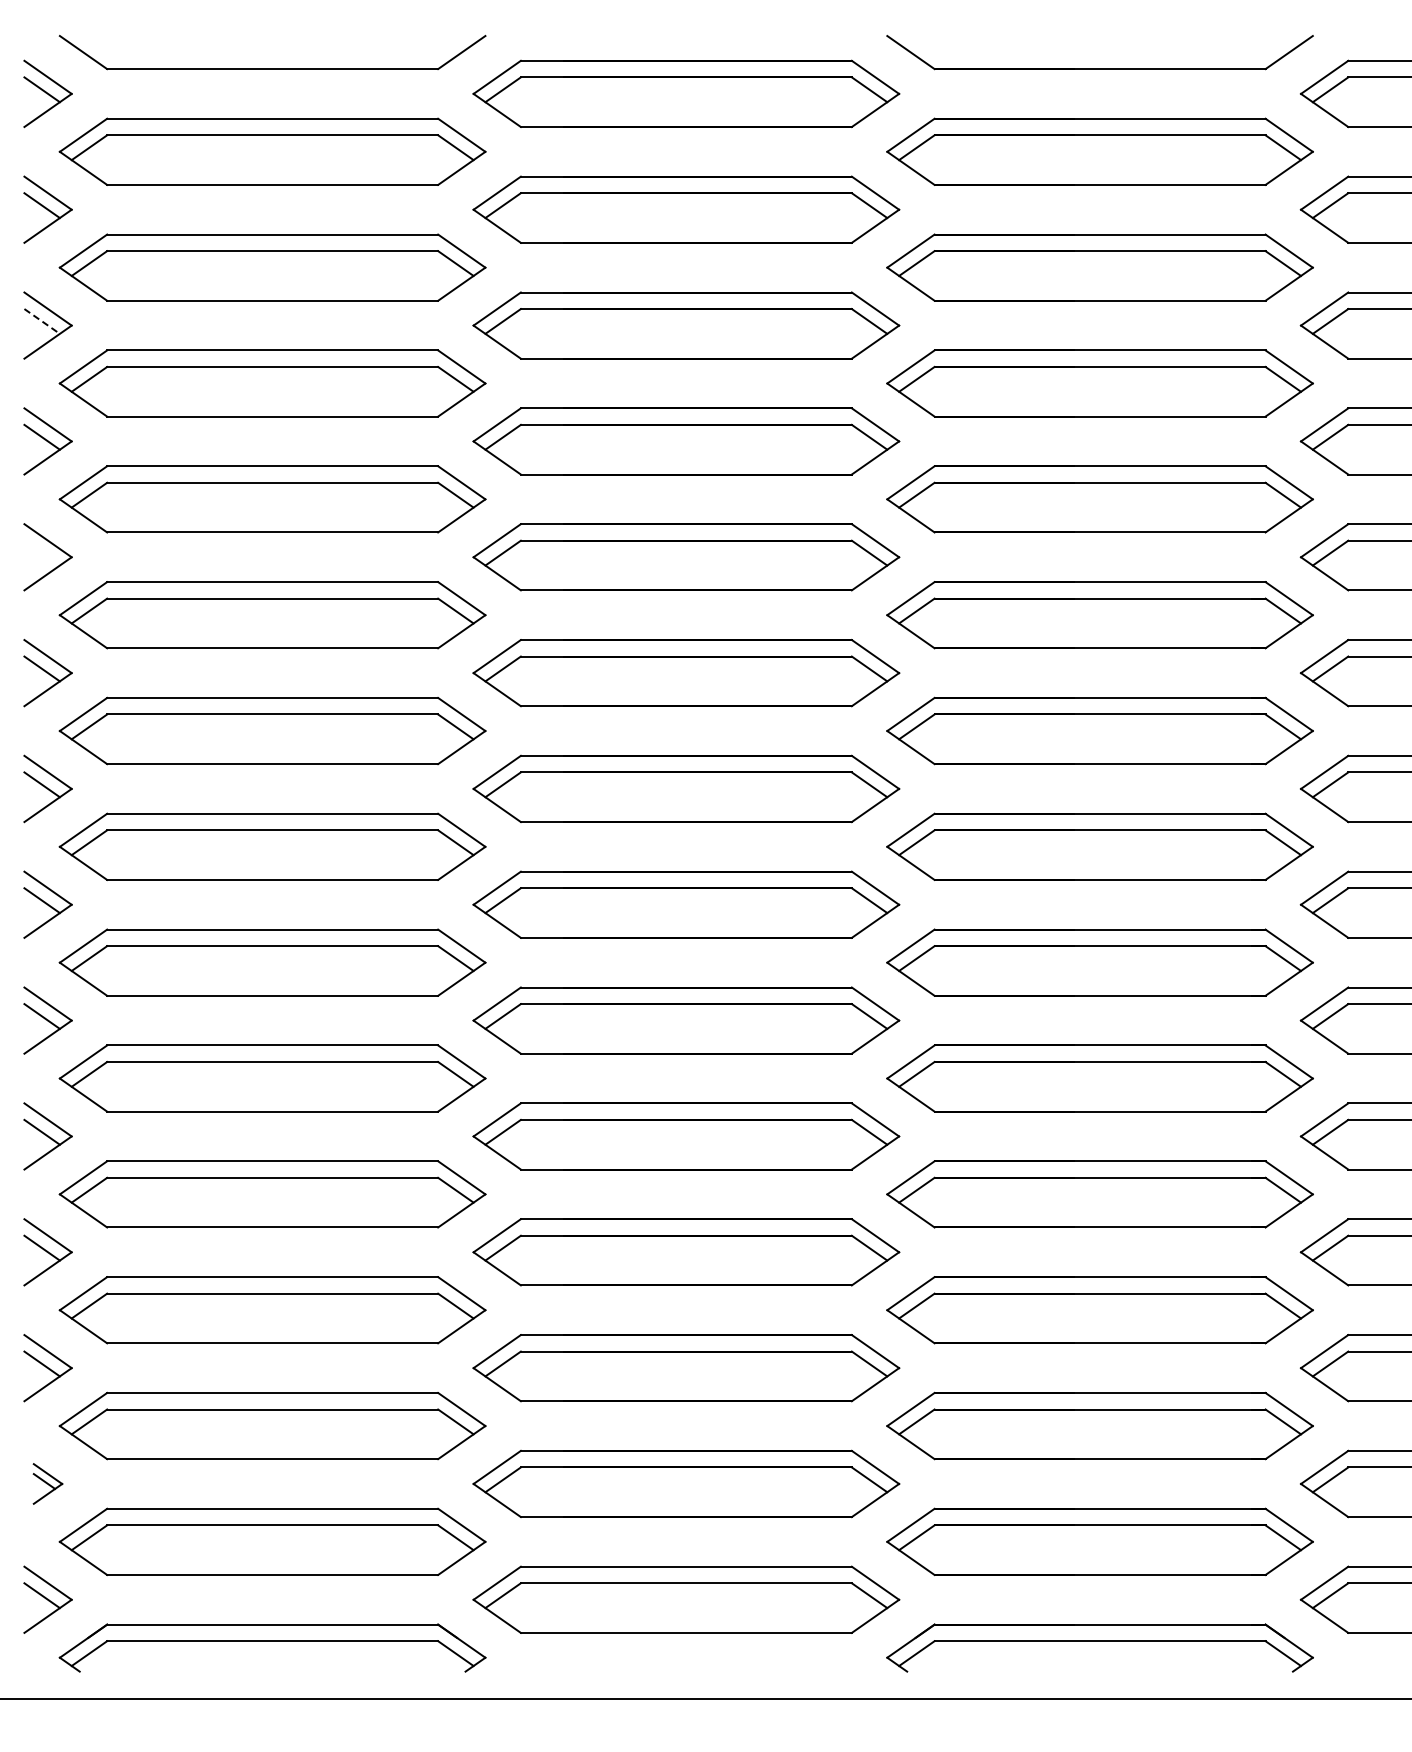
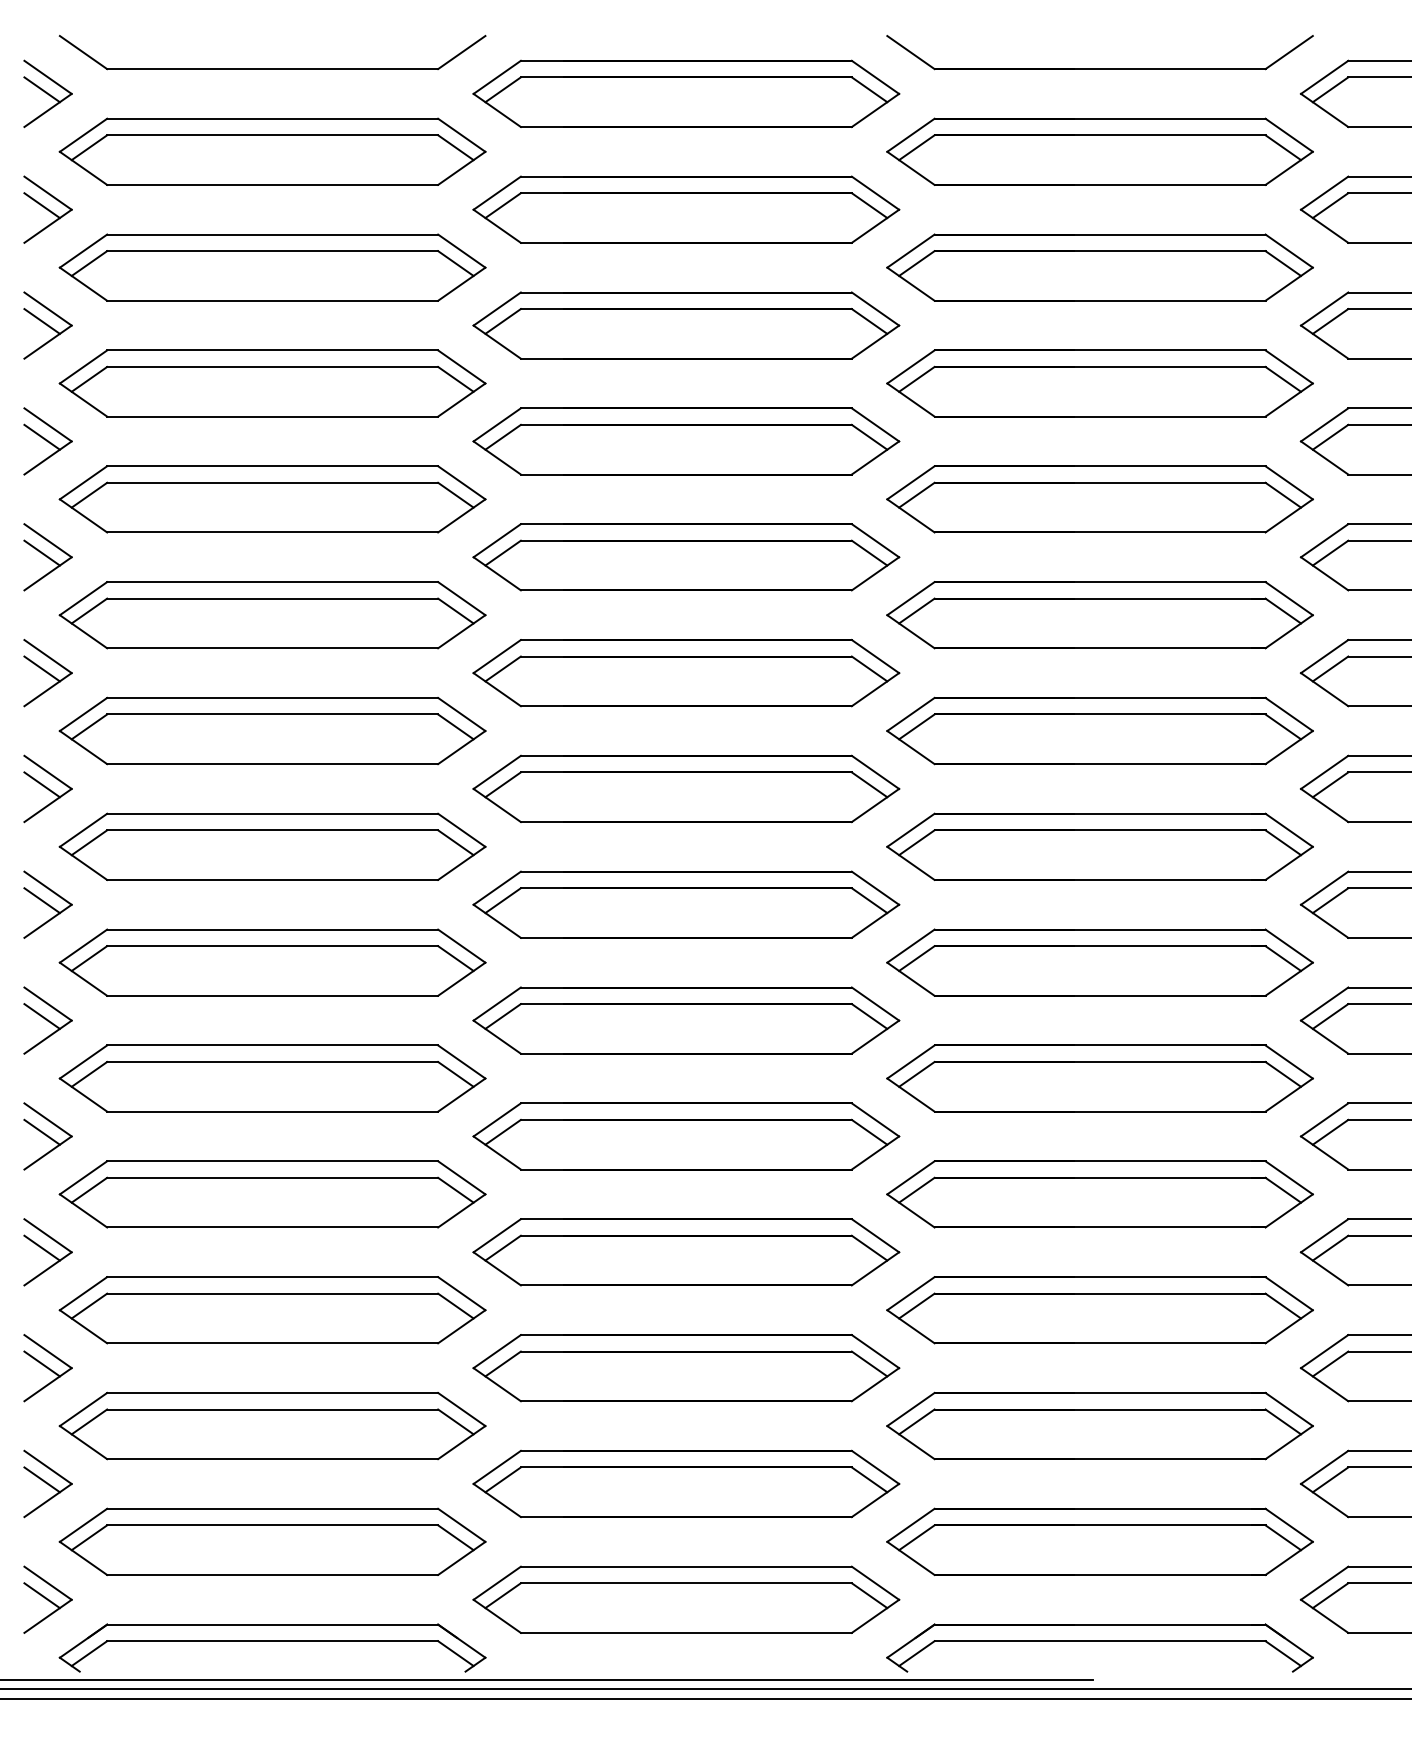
line: dashed -> solid (42, 321)
line: none -> present (41, 552)
part size: 32x42 px -> 50x70 px (47, 1483)
line: none -> present (547, 1679)
line: none -> present (705, 1688)
